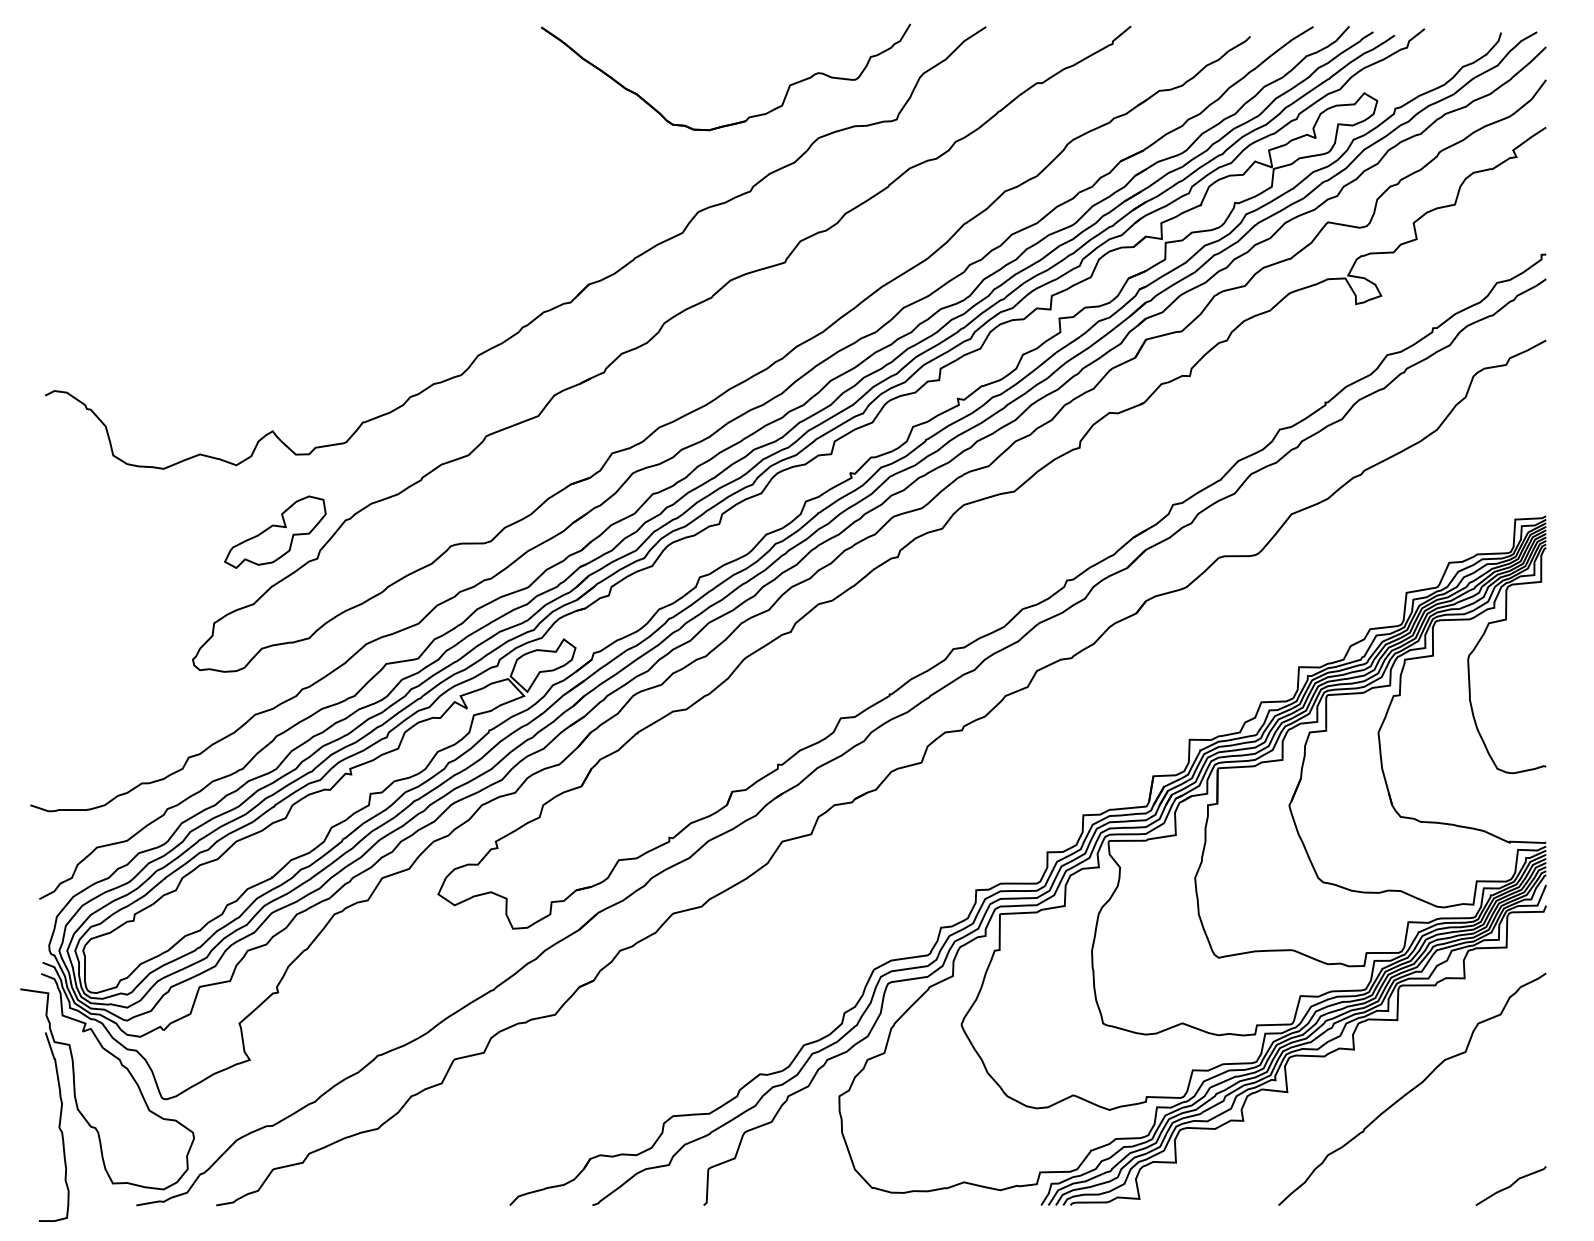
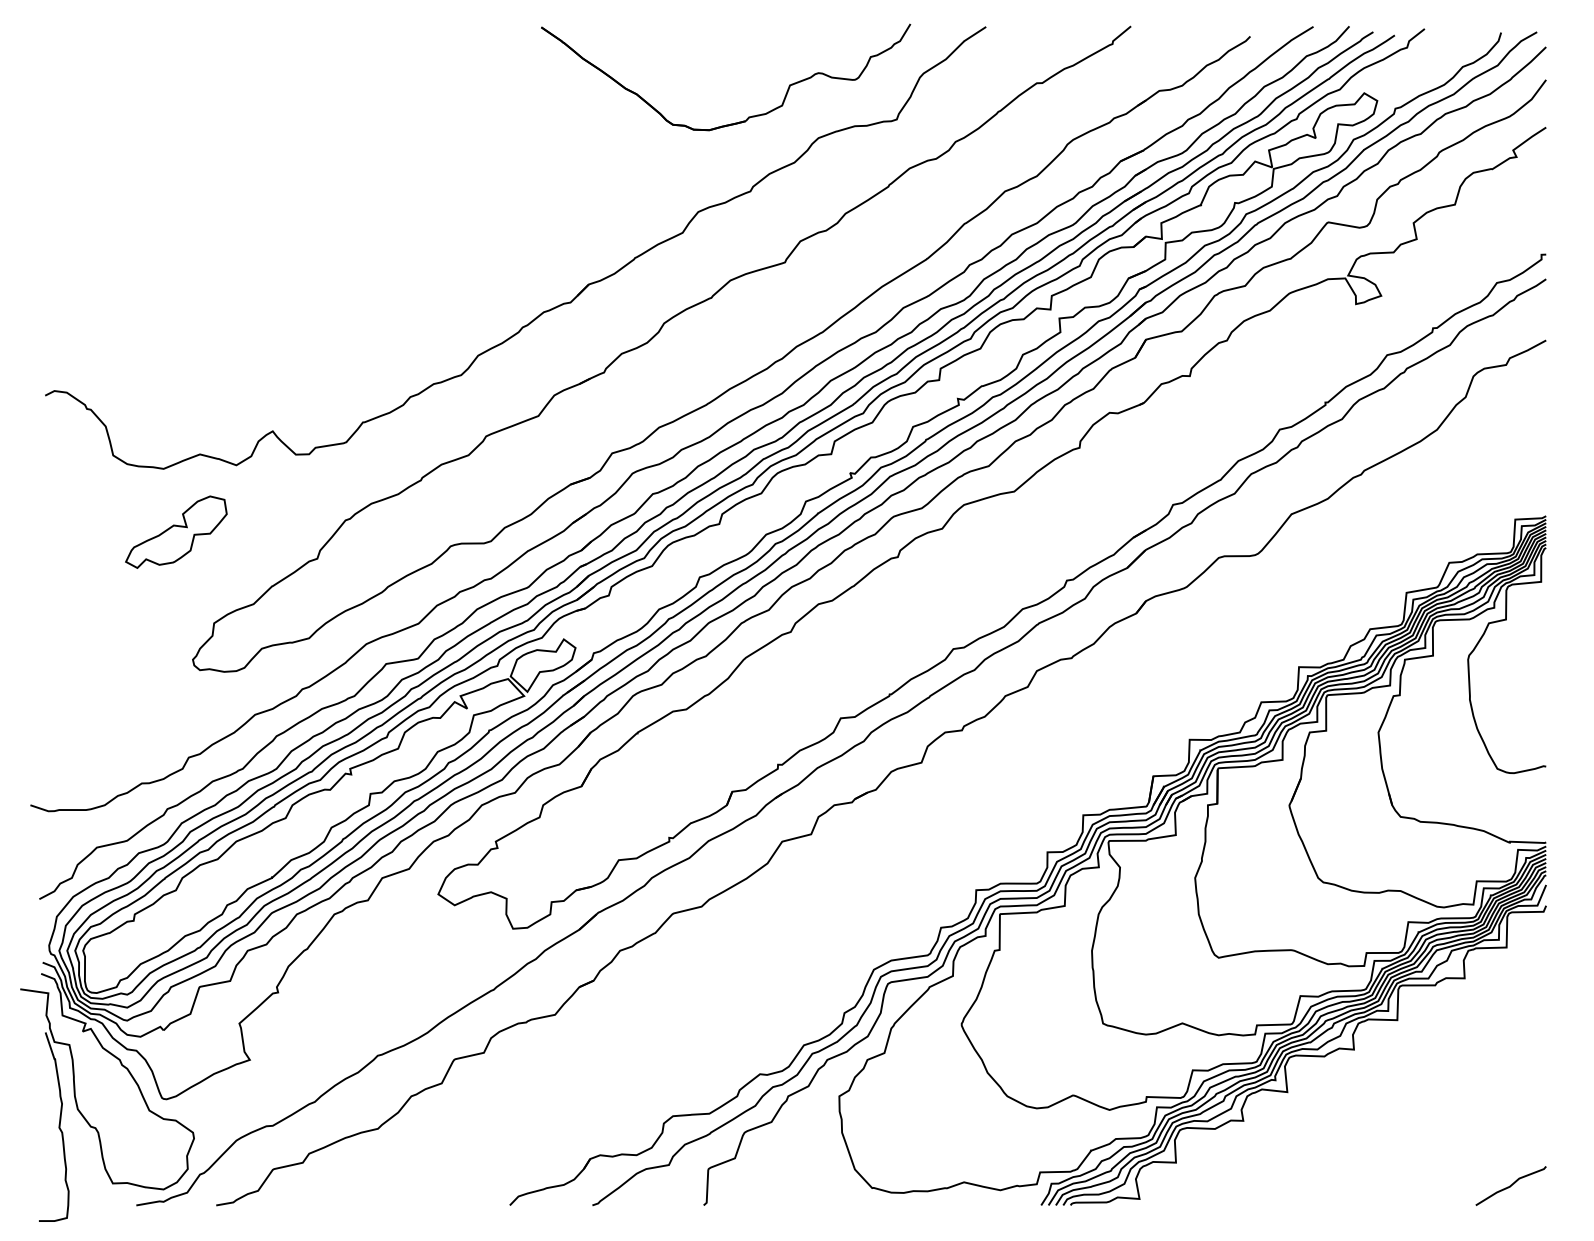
part position: (275, 531) -> (176, 531) (176, 531)
curve: present -> none (1412, 1088)
